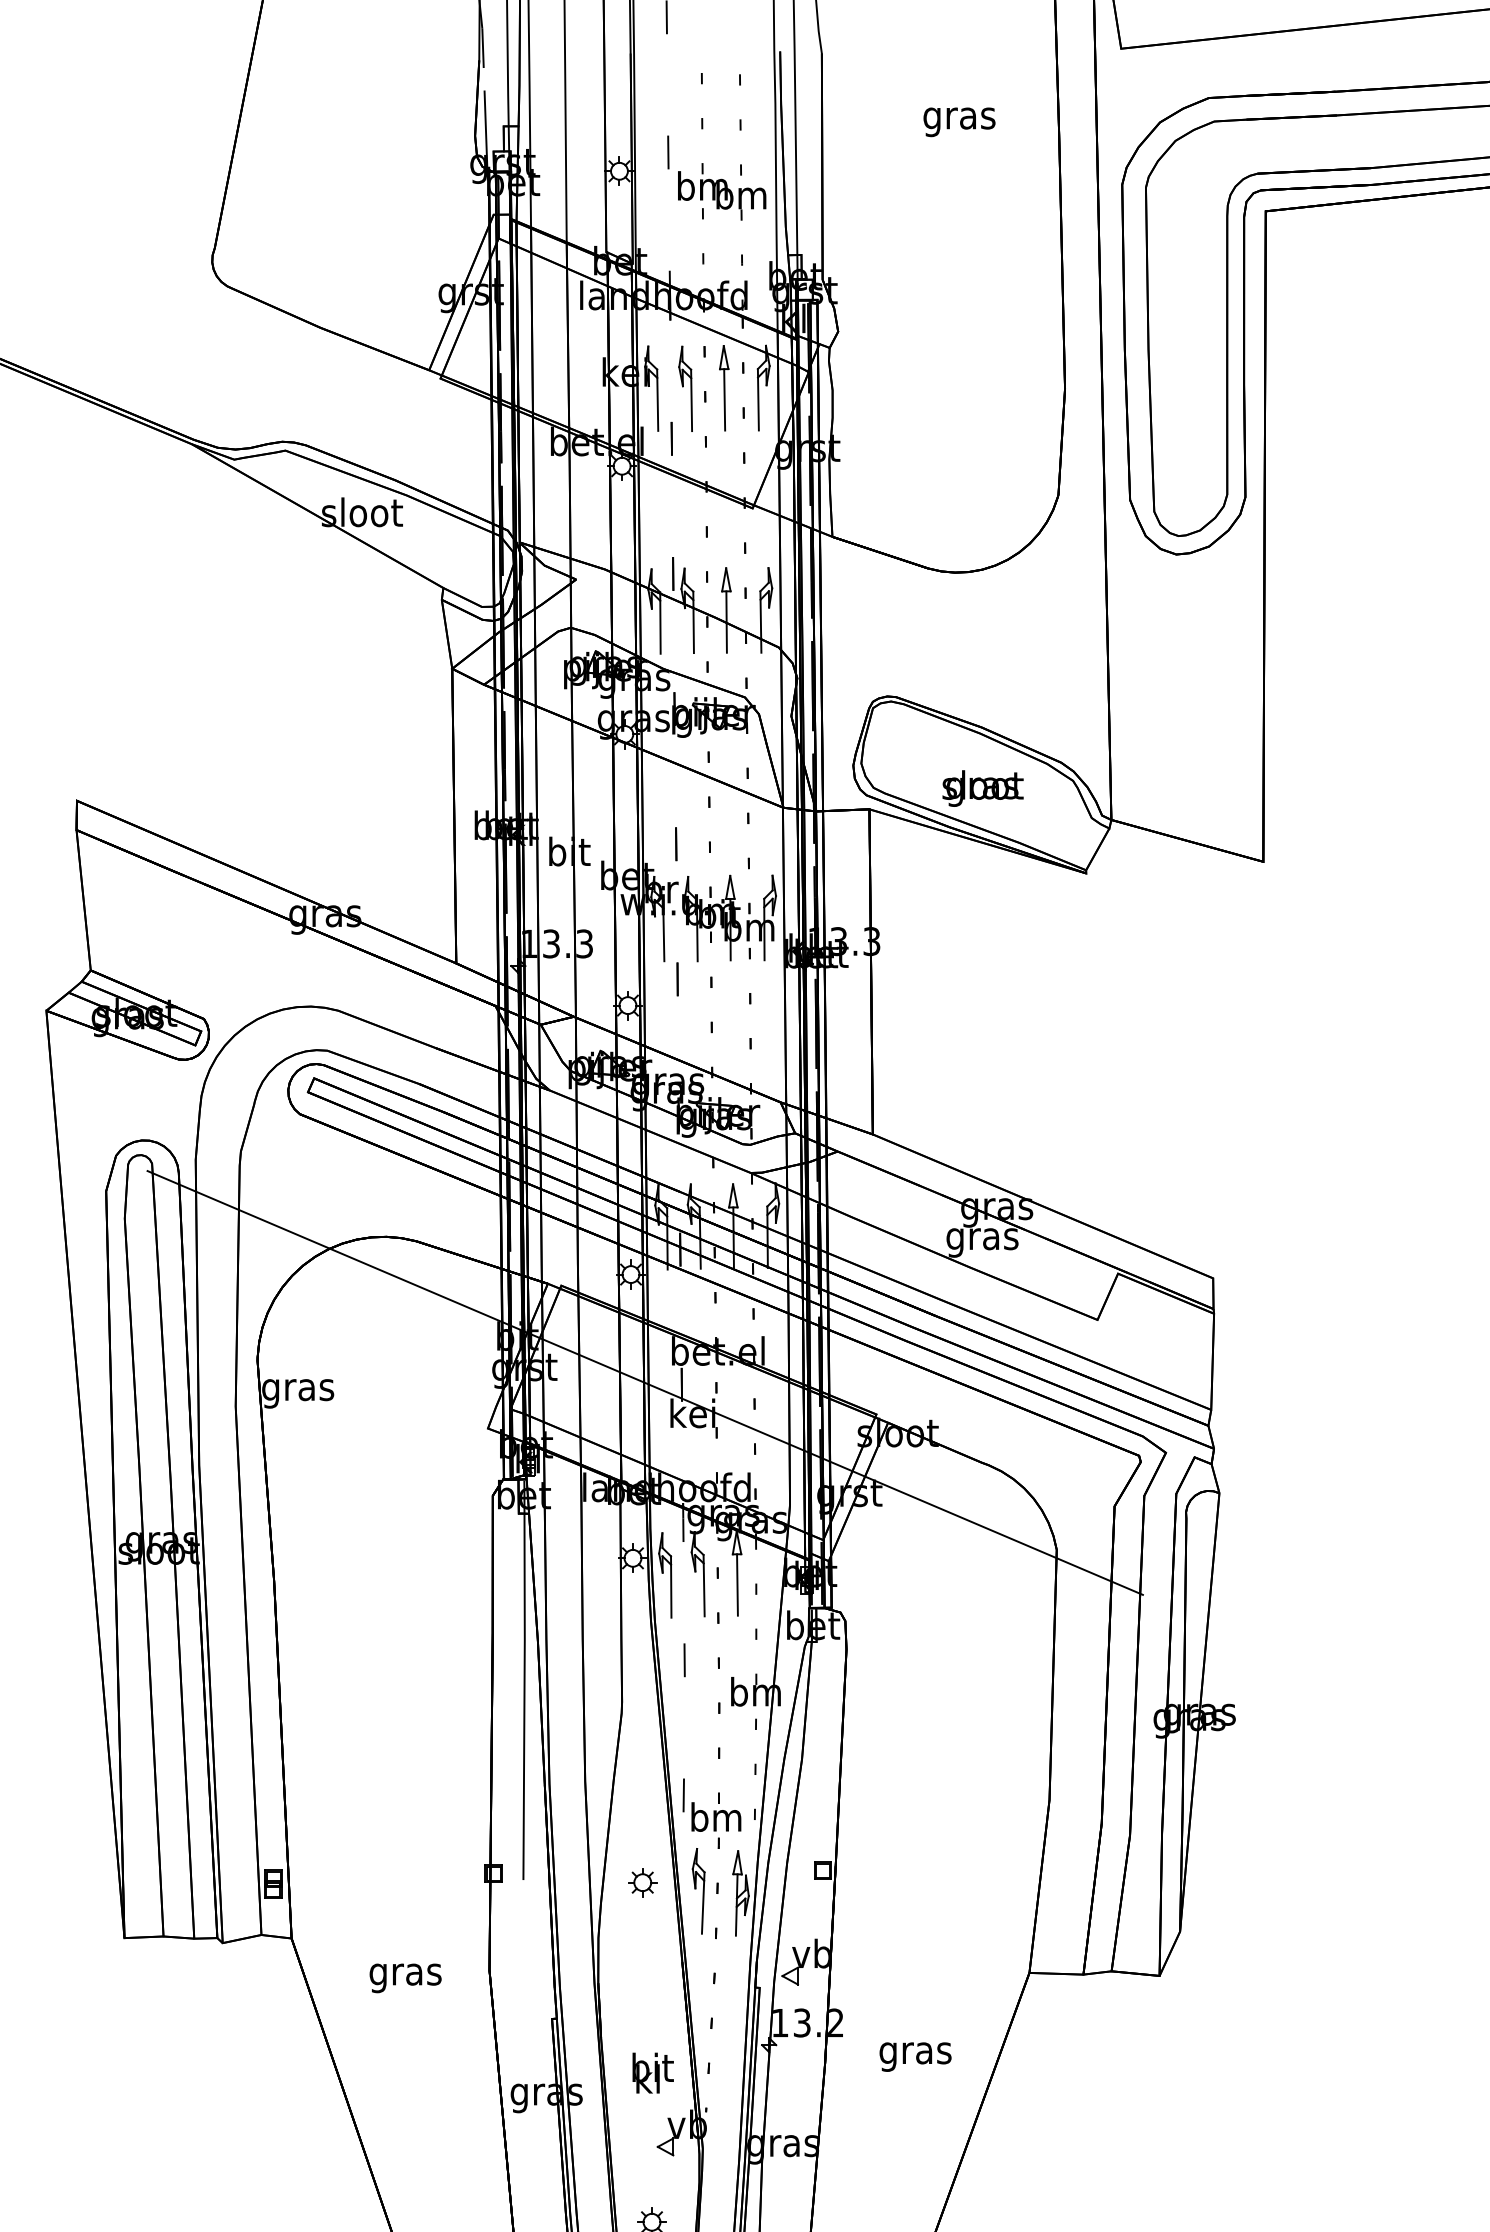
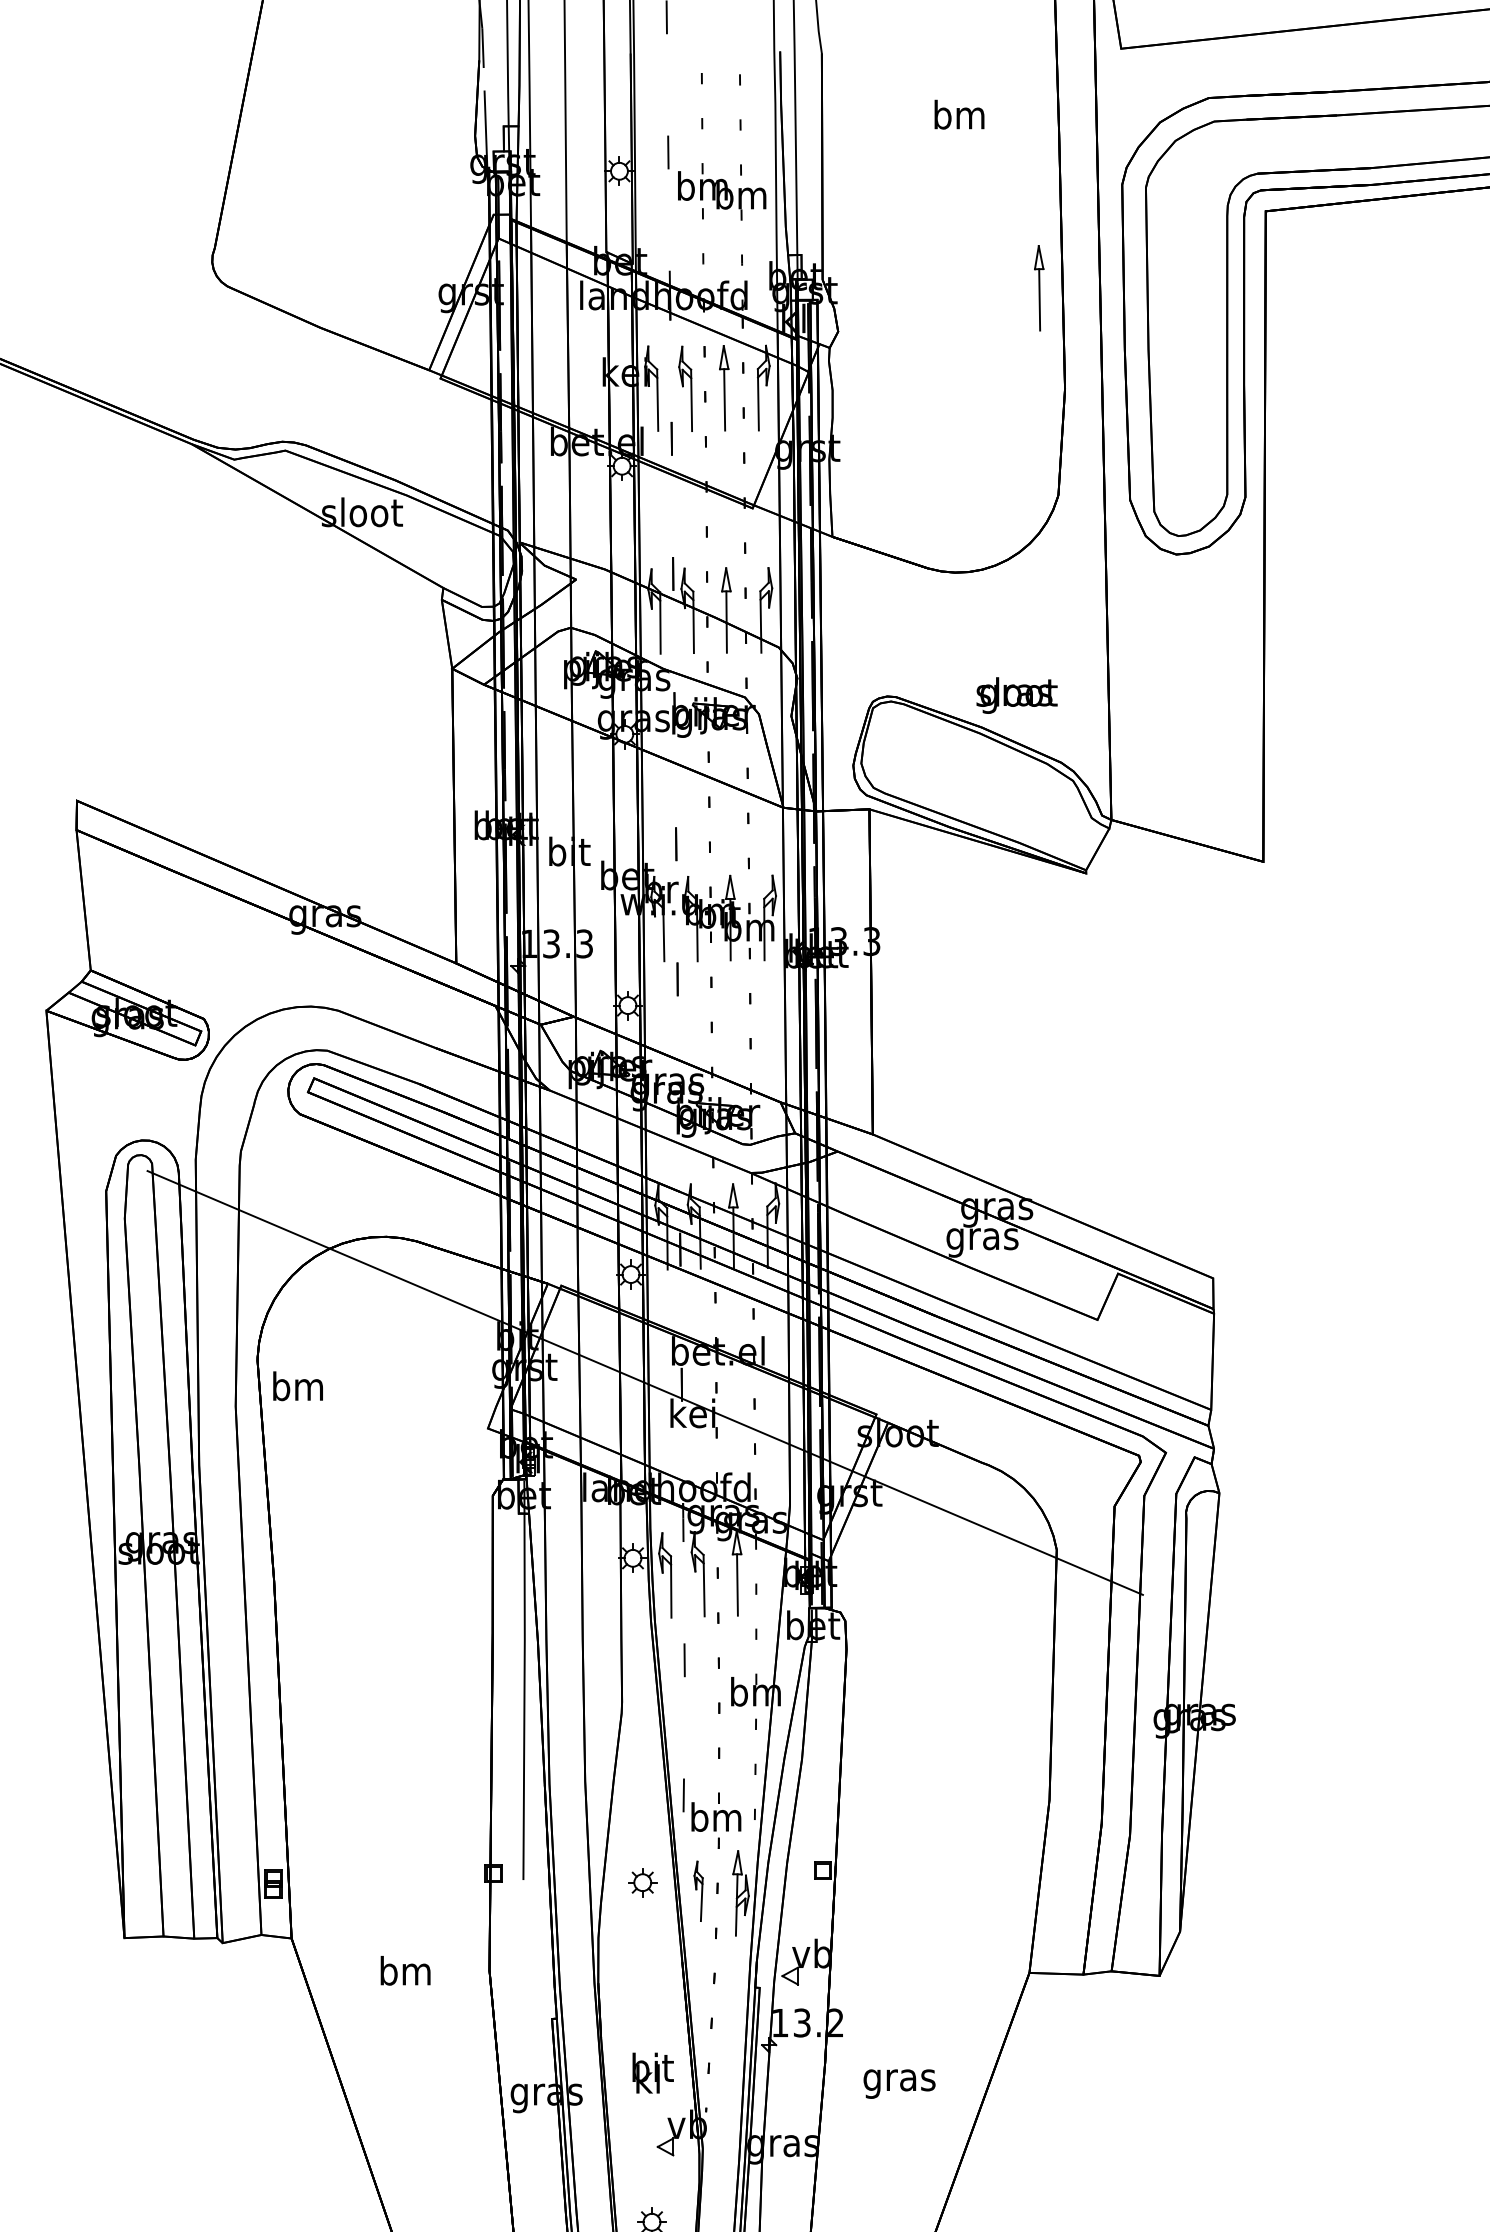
text: gras -> bm (959, 118)
part: none -> present (1039, 288)
text position: (982, 788) -> (1016, 695) (1016, 695)
text: gras -> bm (298, 1389)
part size: 15x87 px -> 11x62 px (698, 1890)
text: gras -> bm (405, 1974)
text position: (915, 2056) -> (899, 2083) (899, 2083)
